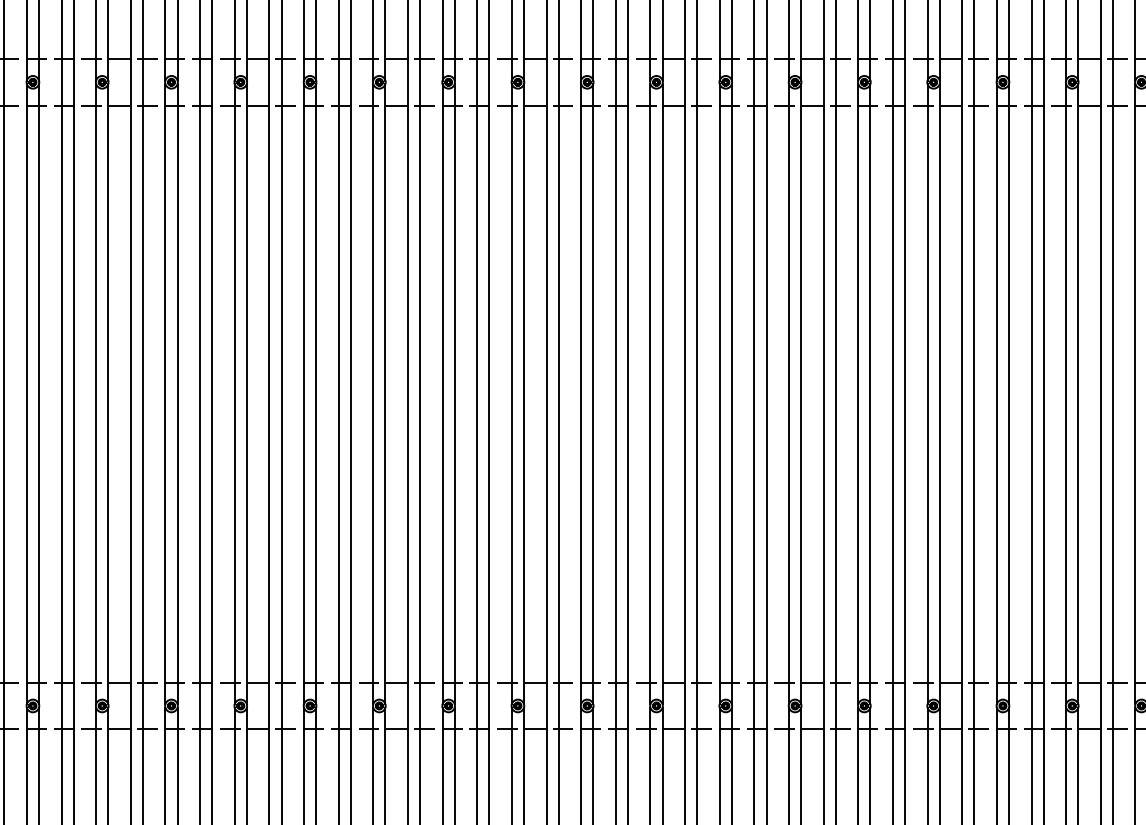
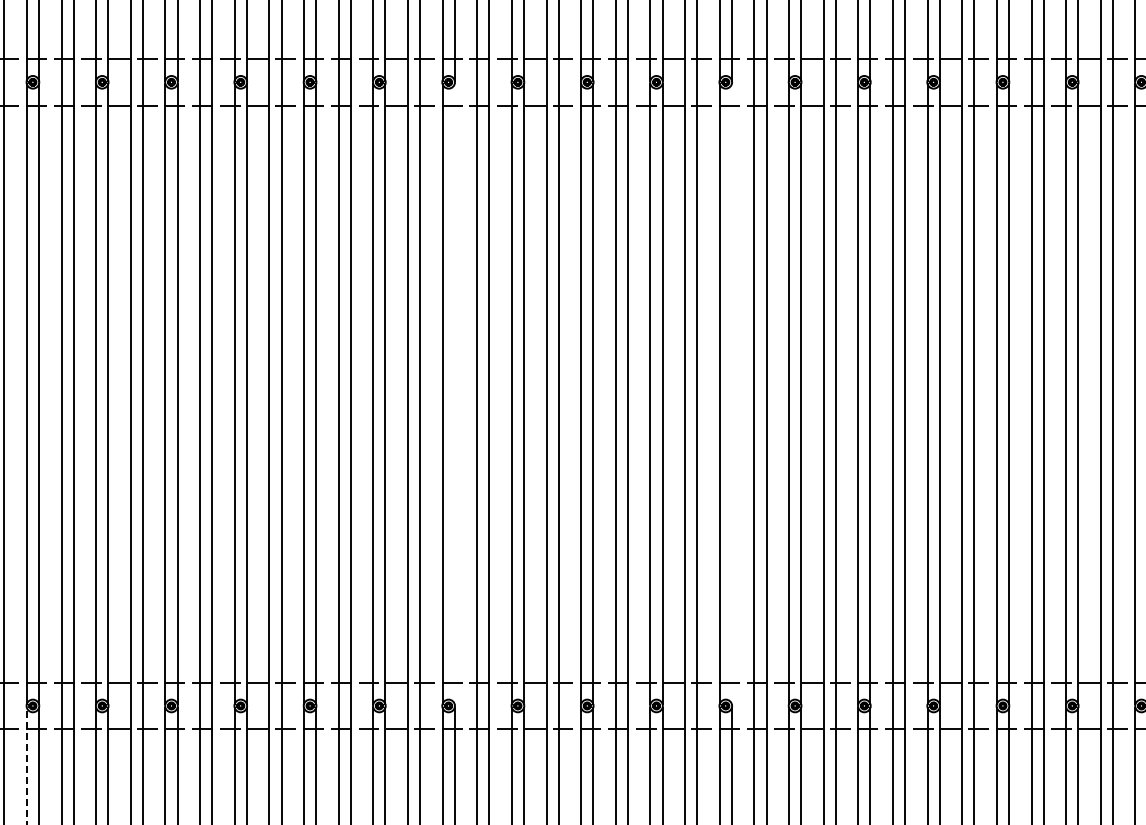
line: present -> none (454, 394)
line: present -> none (731, 394)
line: solid -> dashed (26, 765)
